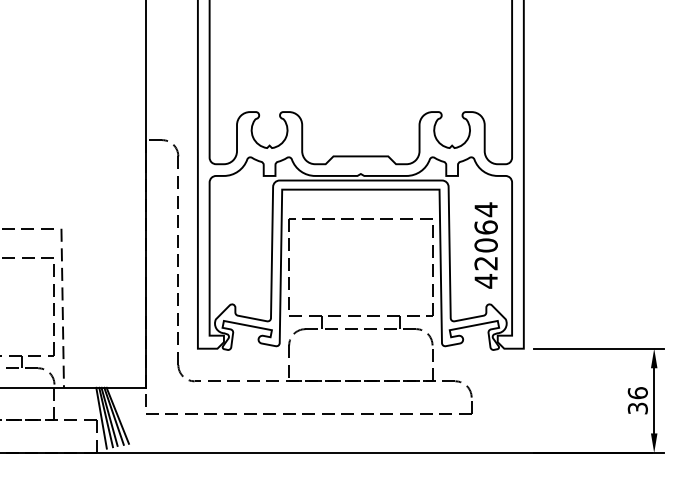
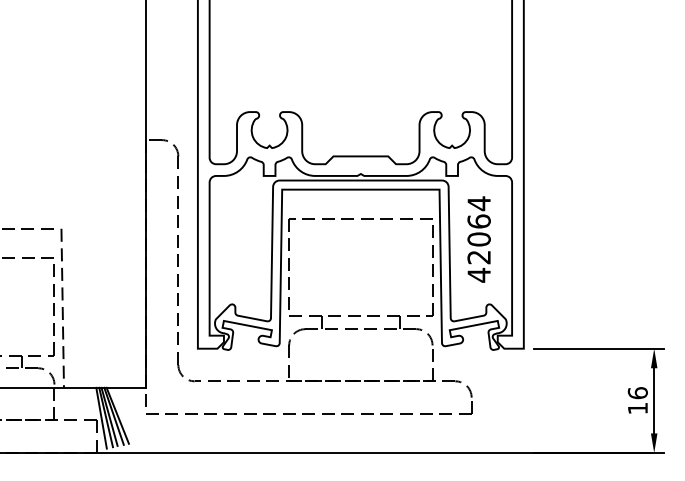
text position: (485, 245) -> (478, 239) (478, 239)
text: 36 -> 16 (637, 408)
